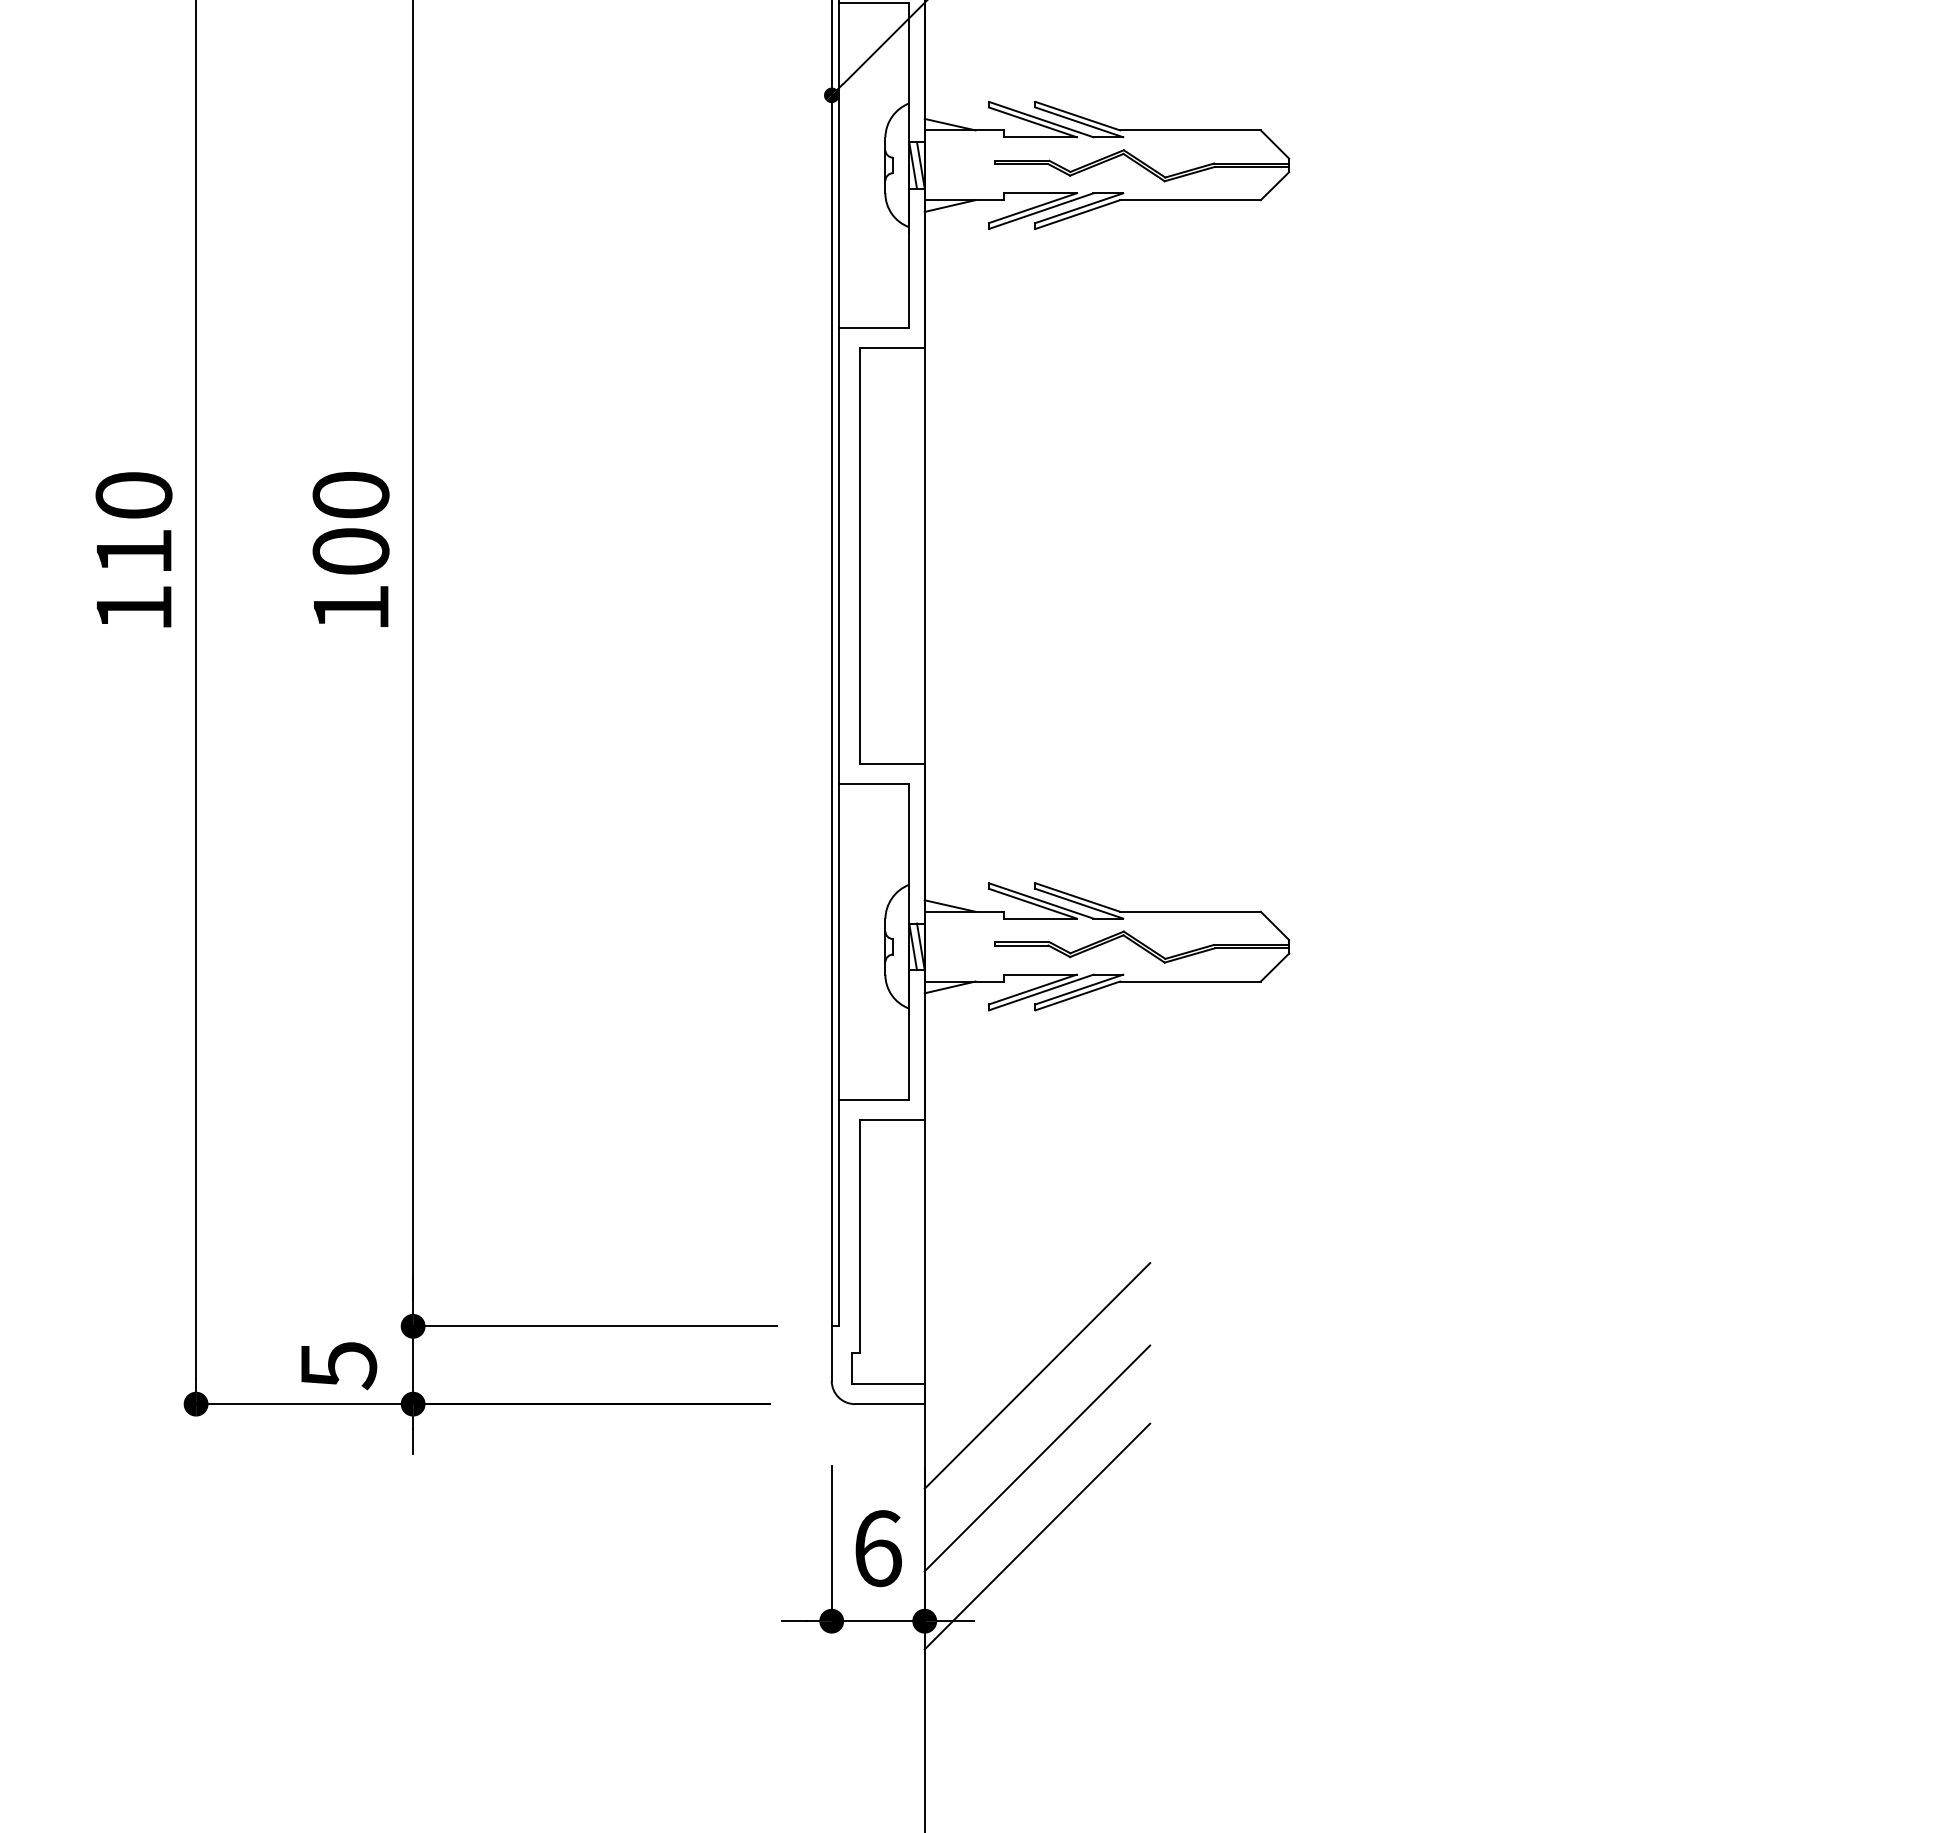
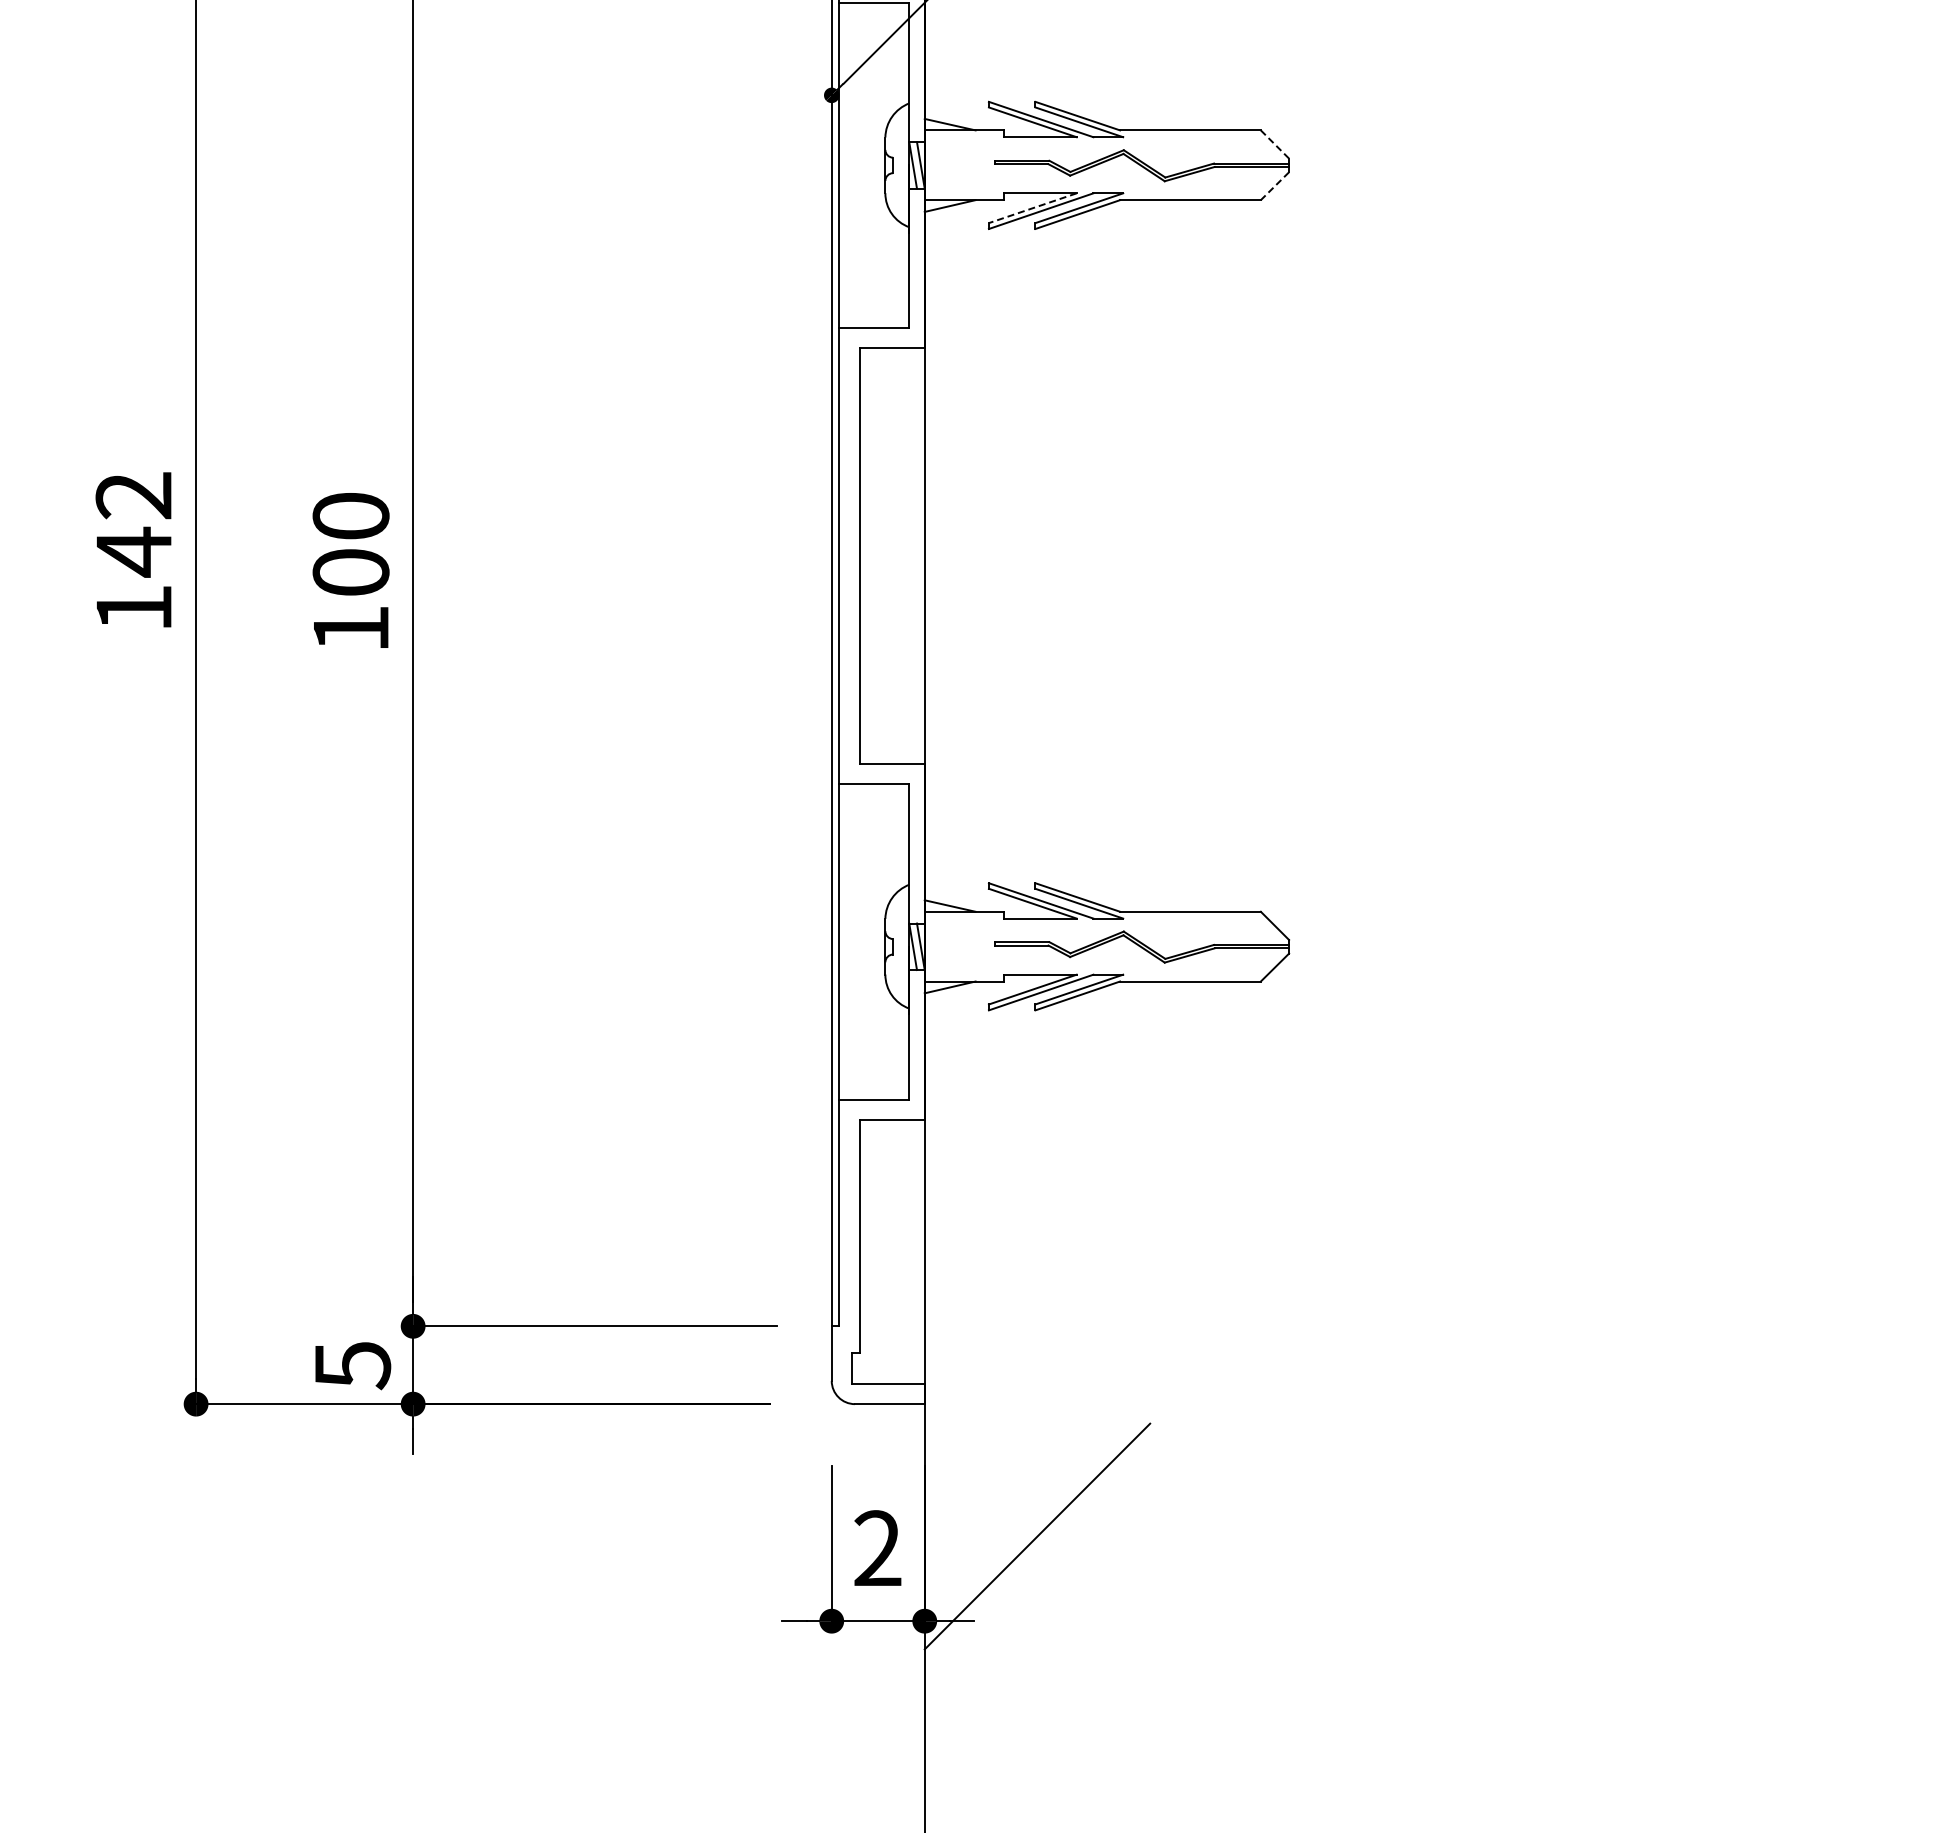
line: solid -> dashed (1274, 144)
line: solid -> dashed (1274, 186)
line: solid -> dashed (1032, 208)
text: 110 -> 142 (133, 524)
text position: (350, 549) -> (350, 570) (350, 570)
text position: (339, 1366) -> (353, 1366) (353, 1366)
line: present -> none (1037, 1375)
line: present -> none (1037, 1458)
text: 6 -> 2 (877, 1548)
